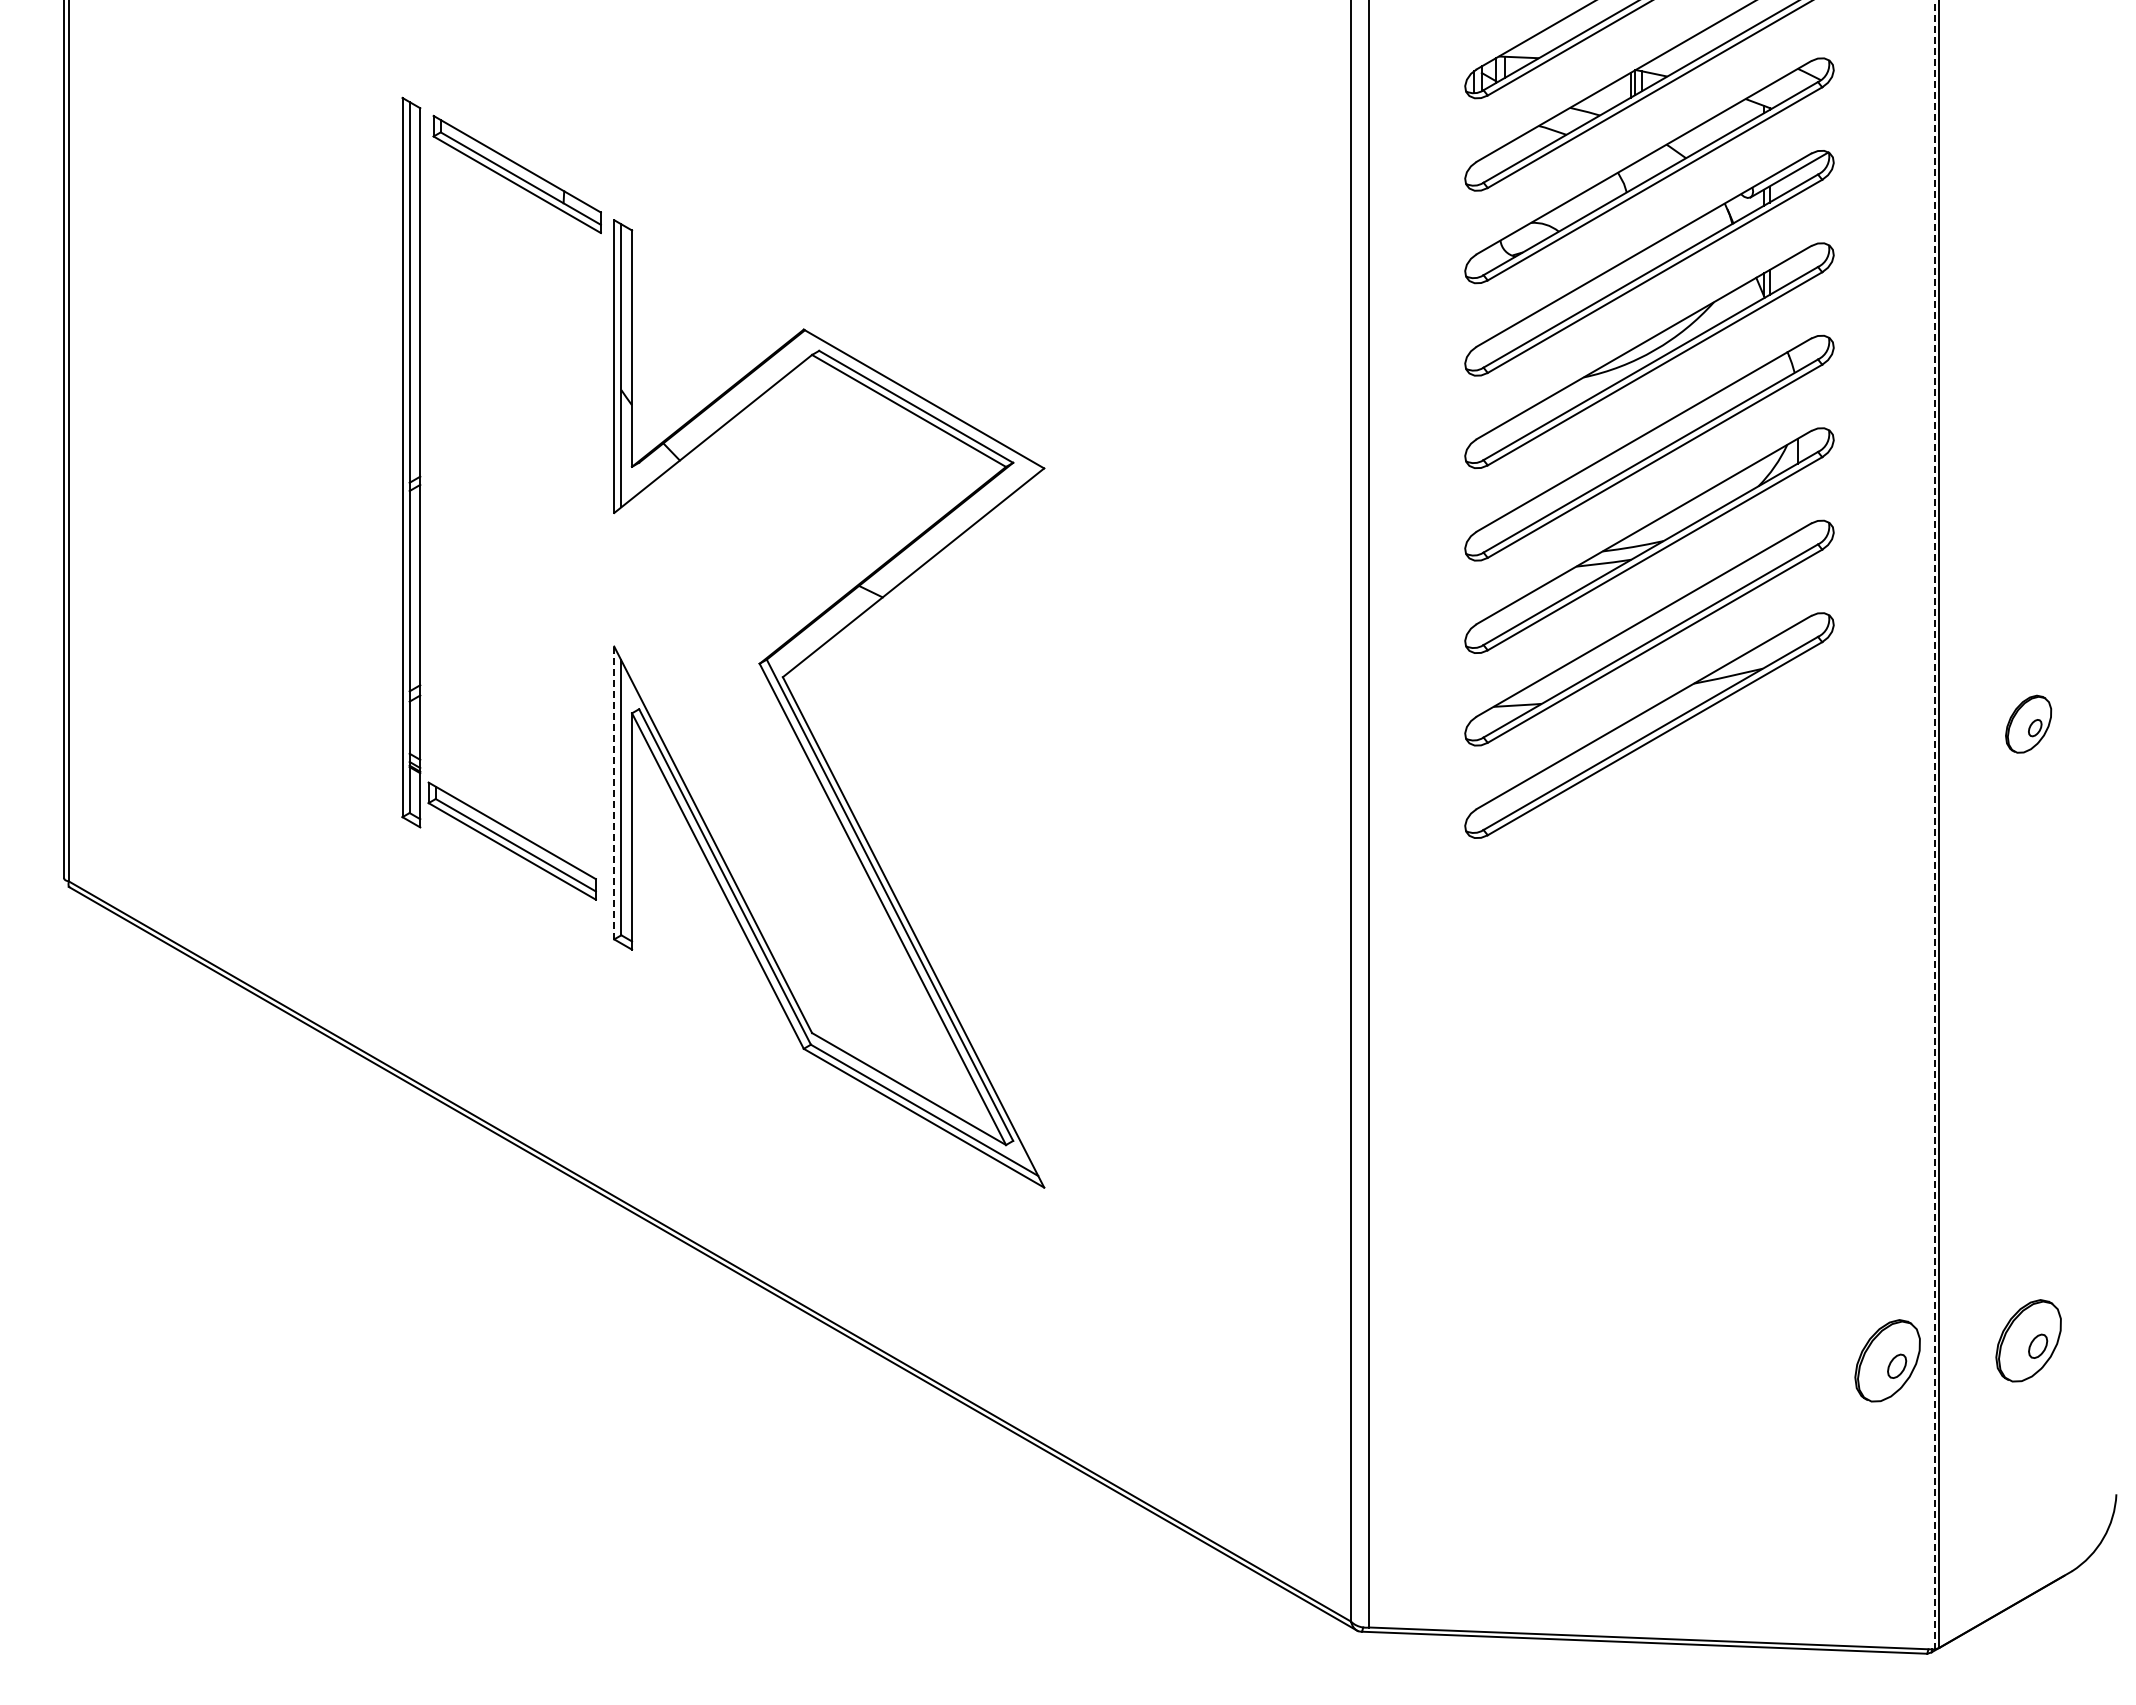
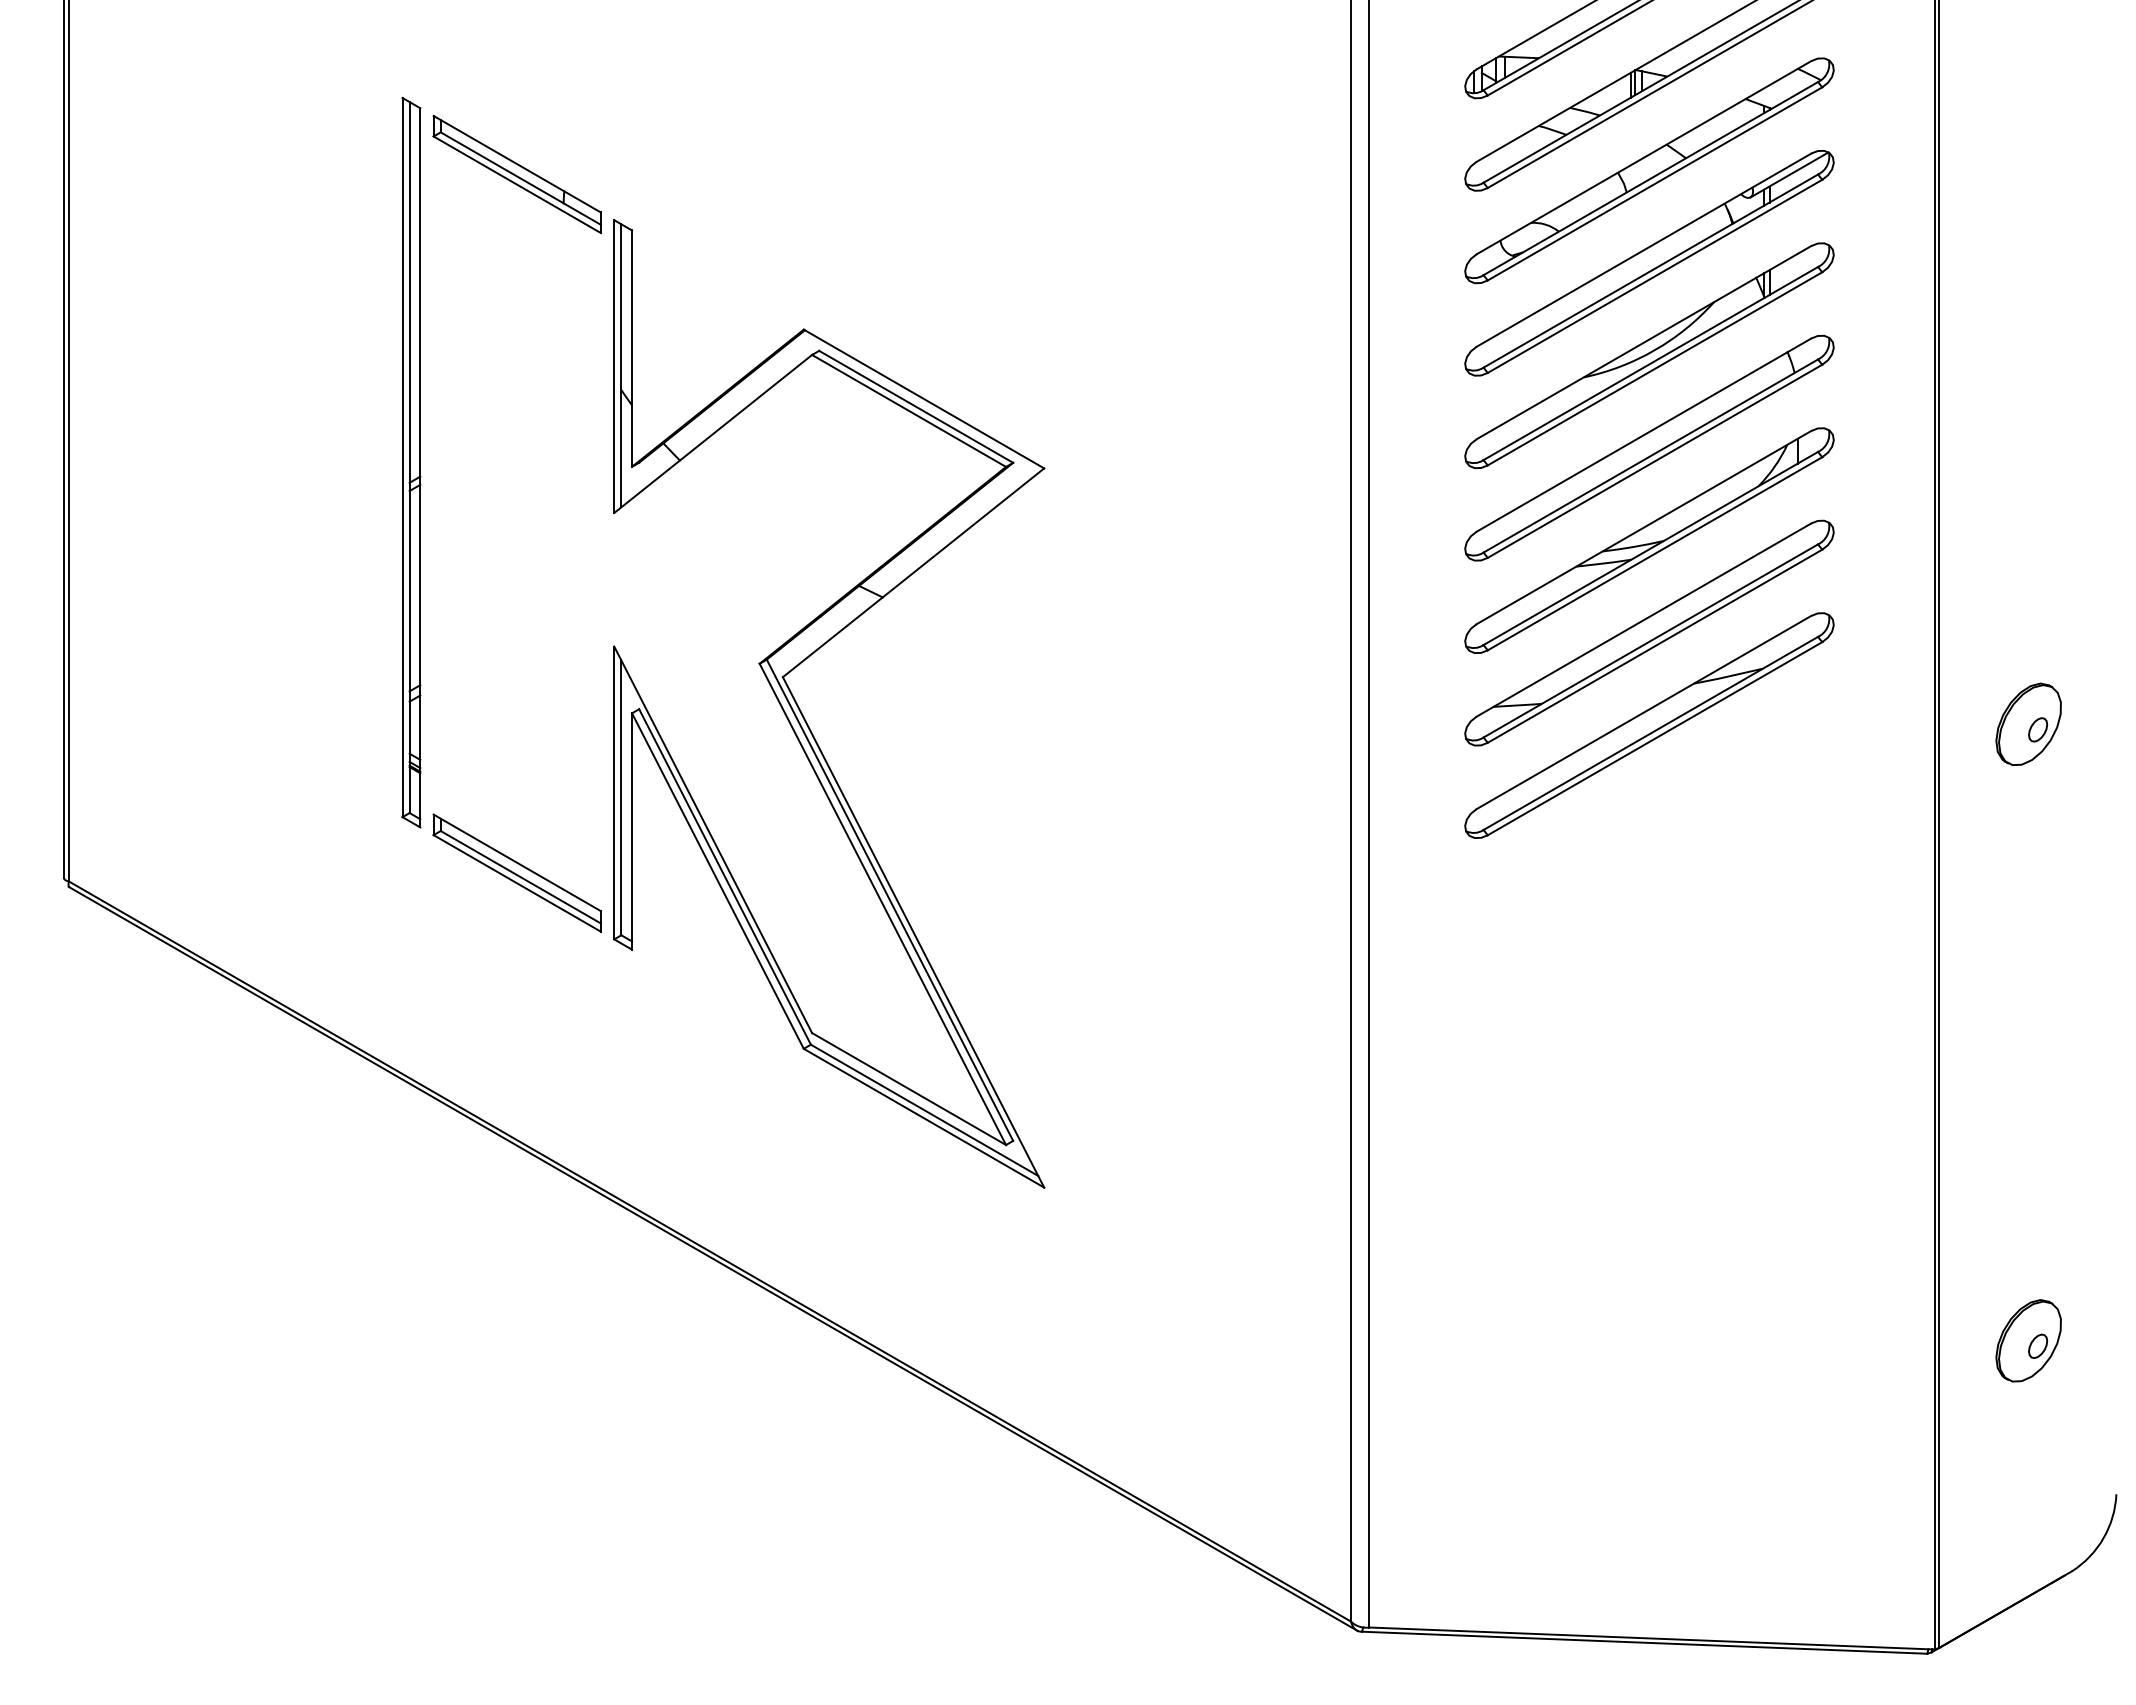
part size: 48x60 px -> 67x84 px (2028, 723)
line: dashed -> solid (614, 793)
line: dashed -> solid (1934, 824)
part position: (511, 840) -> (516, 872) (516, 872)
part: present -> none (1887, 1360)
